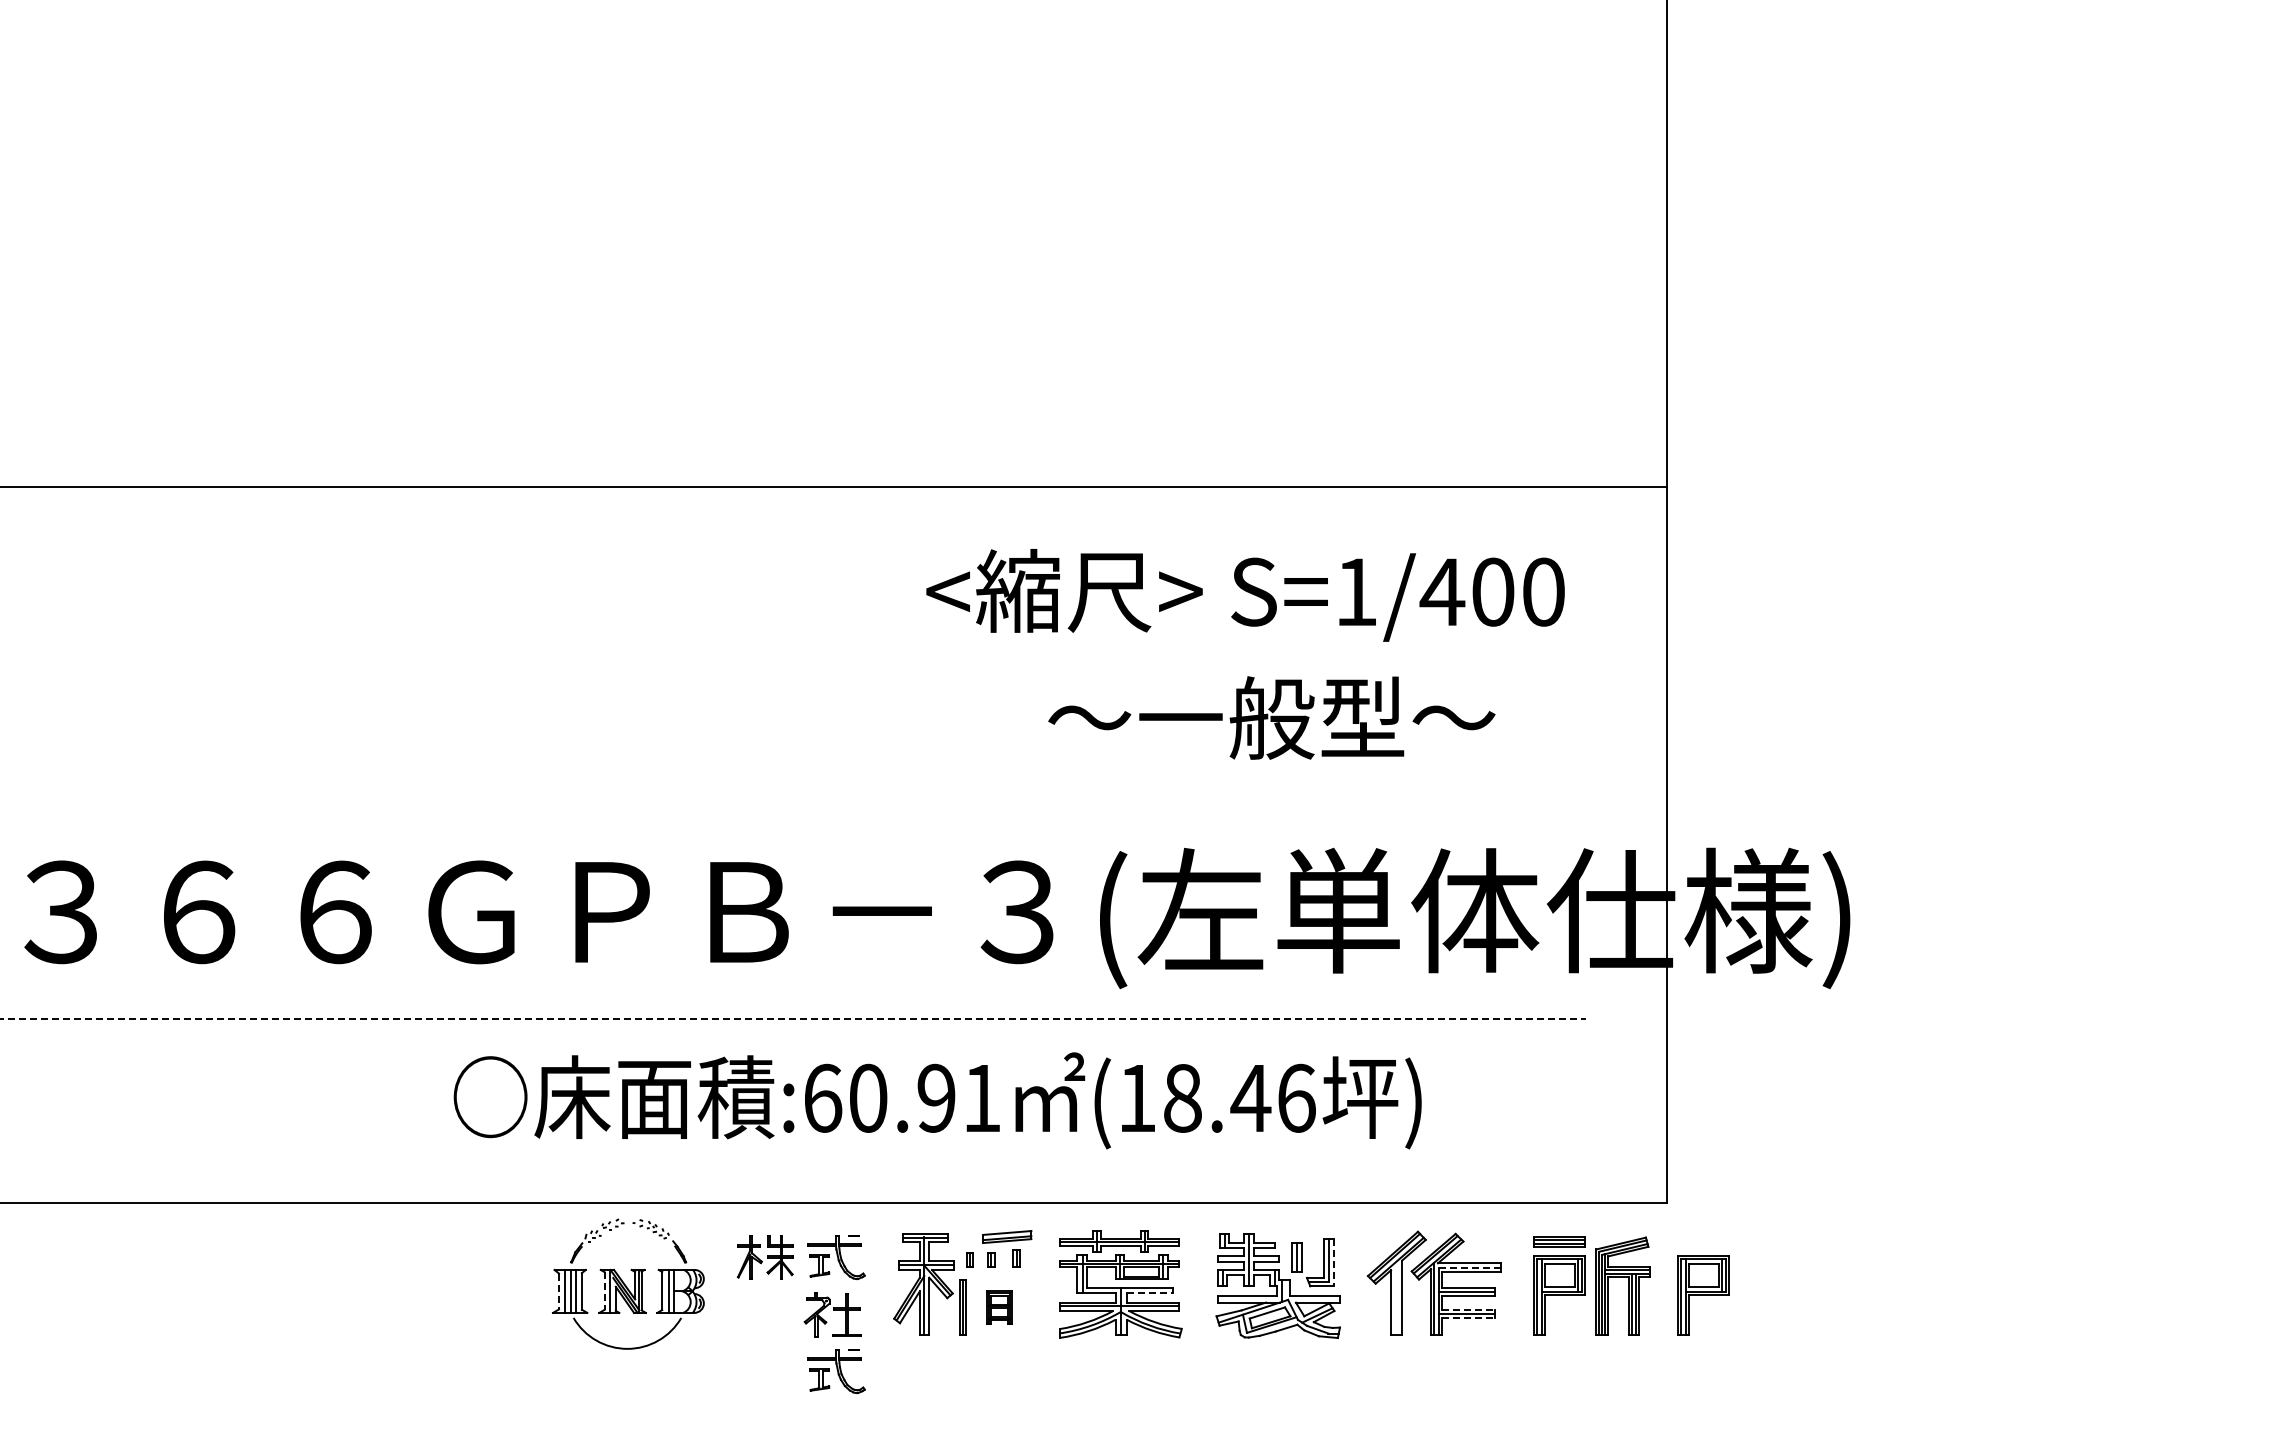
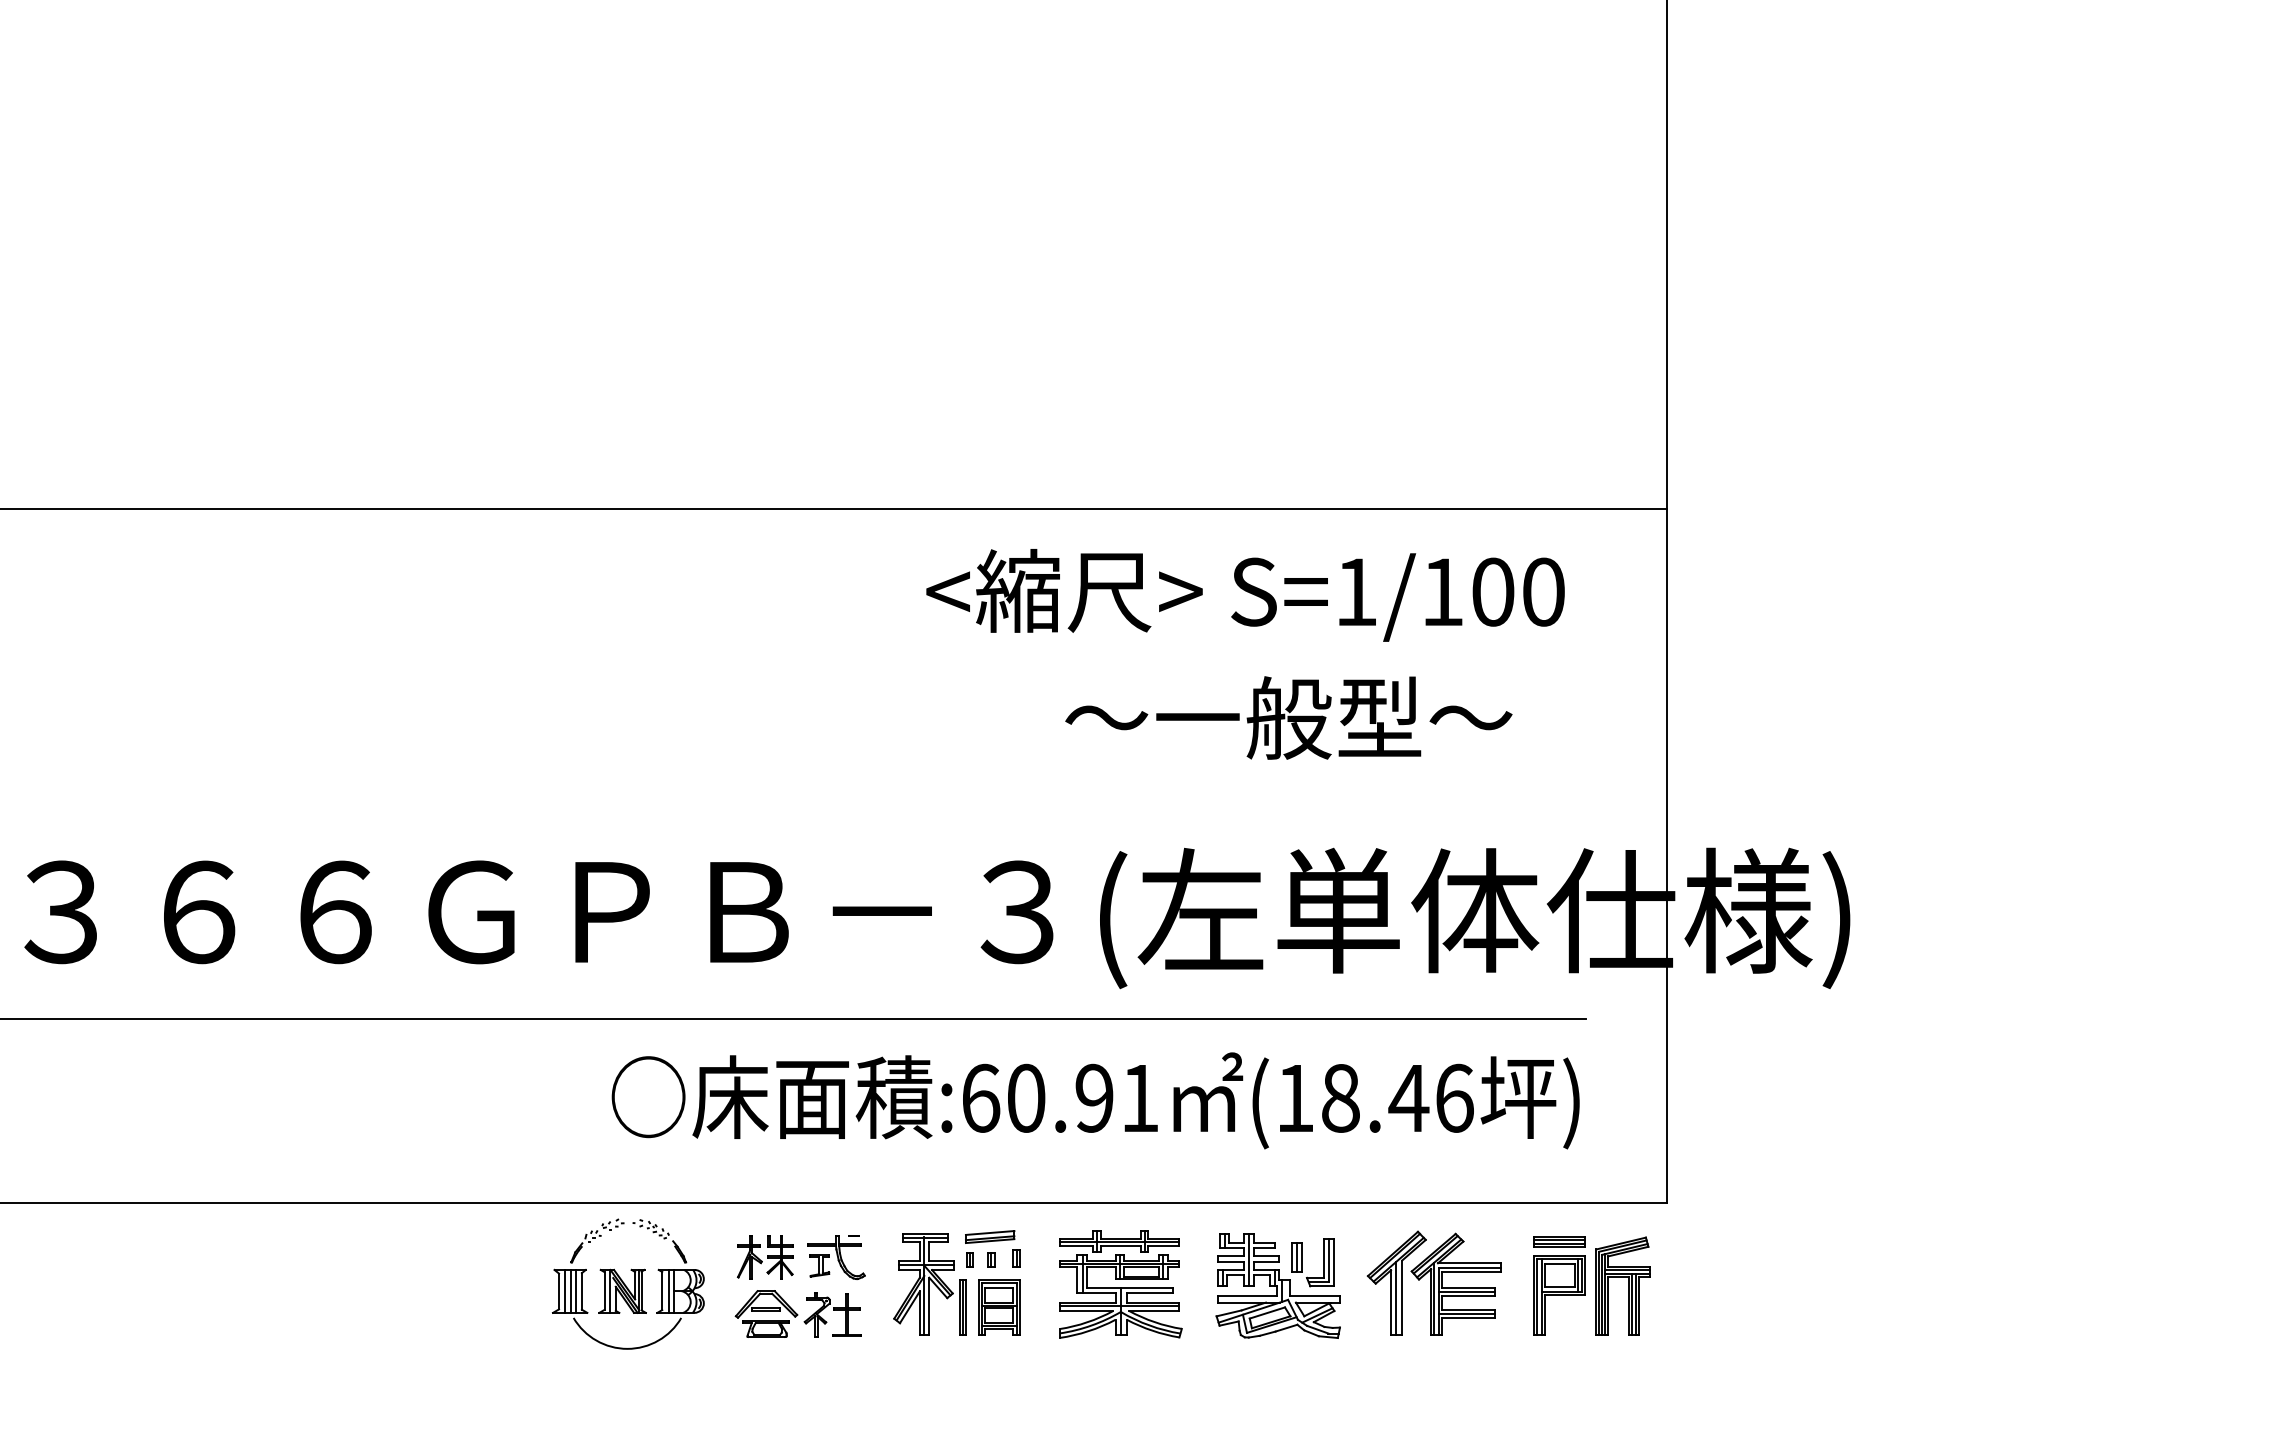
line position: (834, 486) -> (834, 508) (834, 508)
text: S=1/400 -> S=1/100 (1442, 591)
text position: (1271, 717) -> (1288, 717) (1288, 717)
line: dashed -> solid (793, 1018)
text position: (937, 1100) -> (1095, 1100) (1095, 1100)
part position: (1007, 1236) -> (990, 1236) (990, 1236)
line: dashed -> solid (1334, 1262)
line: dashed -> solid (1470, 1267)
line: dashed -> solid (559, 1291)
line: dashed -> solid (604, 1291)
line: dashed -> solid (1149, 1293)
part: present -> none (1703, 1295)
line: none -> present (1396, 1298)
part size: 27x35 px -> 43x57 px (999, 1307)
line: dashed -> solid (1468, 1309)
part: none -> present (766, 1313)
line: dashed -> solid (1468, 1318)
part: present -> none (836, 1371)
